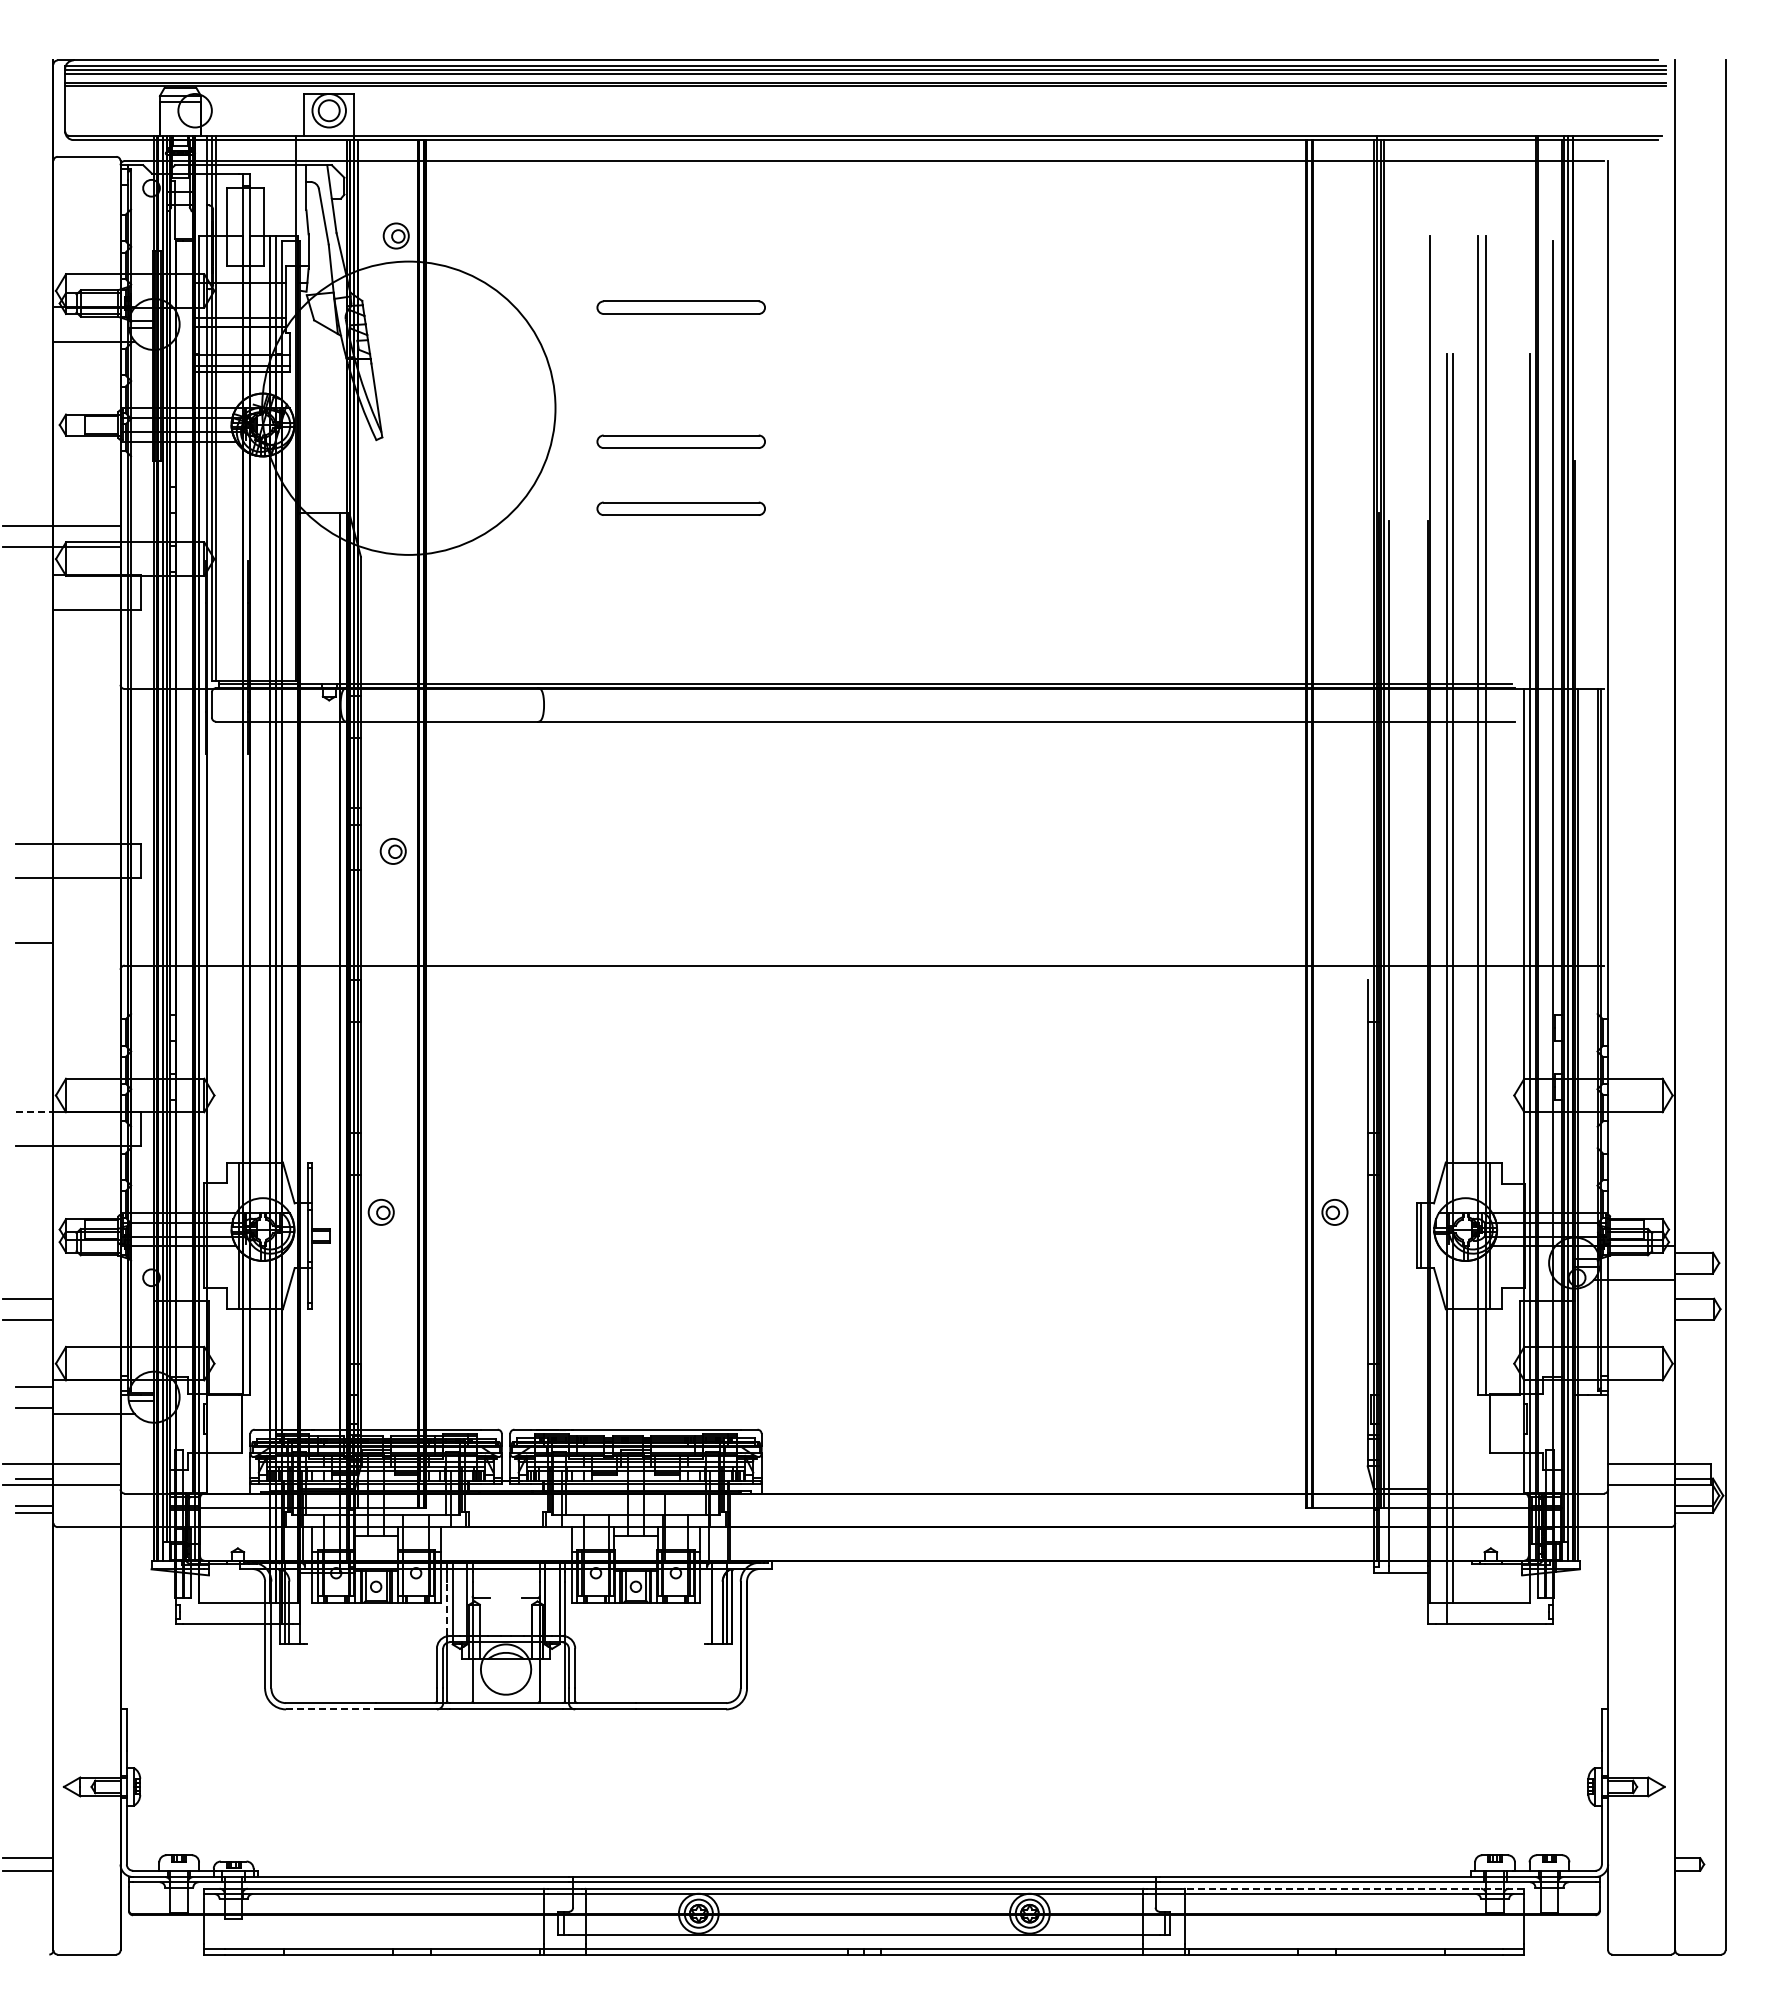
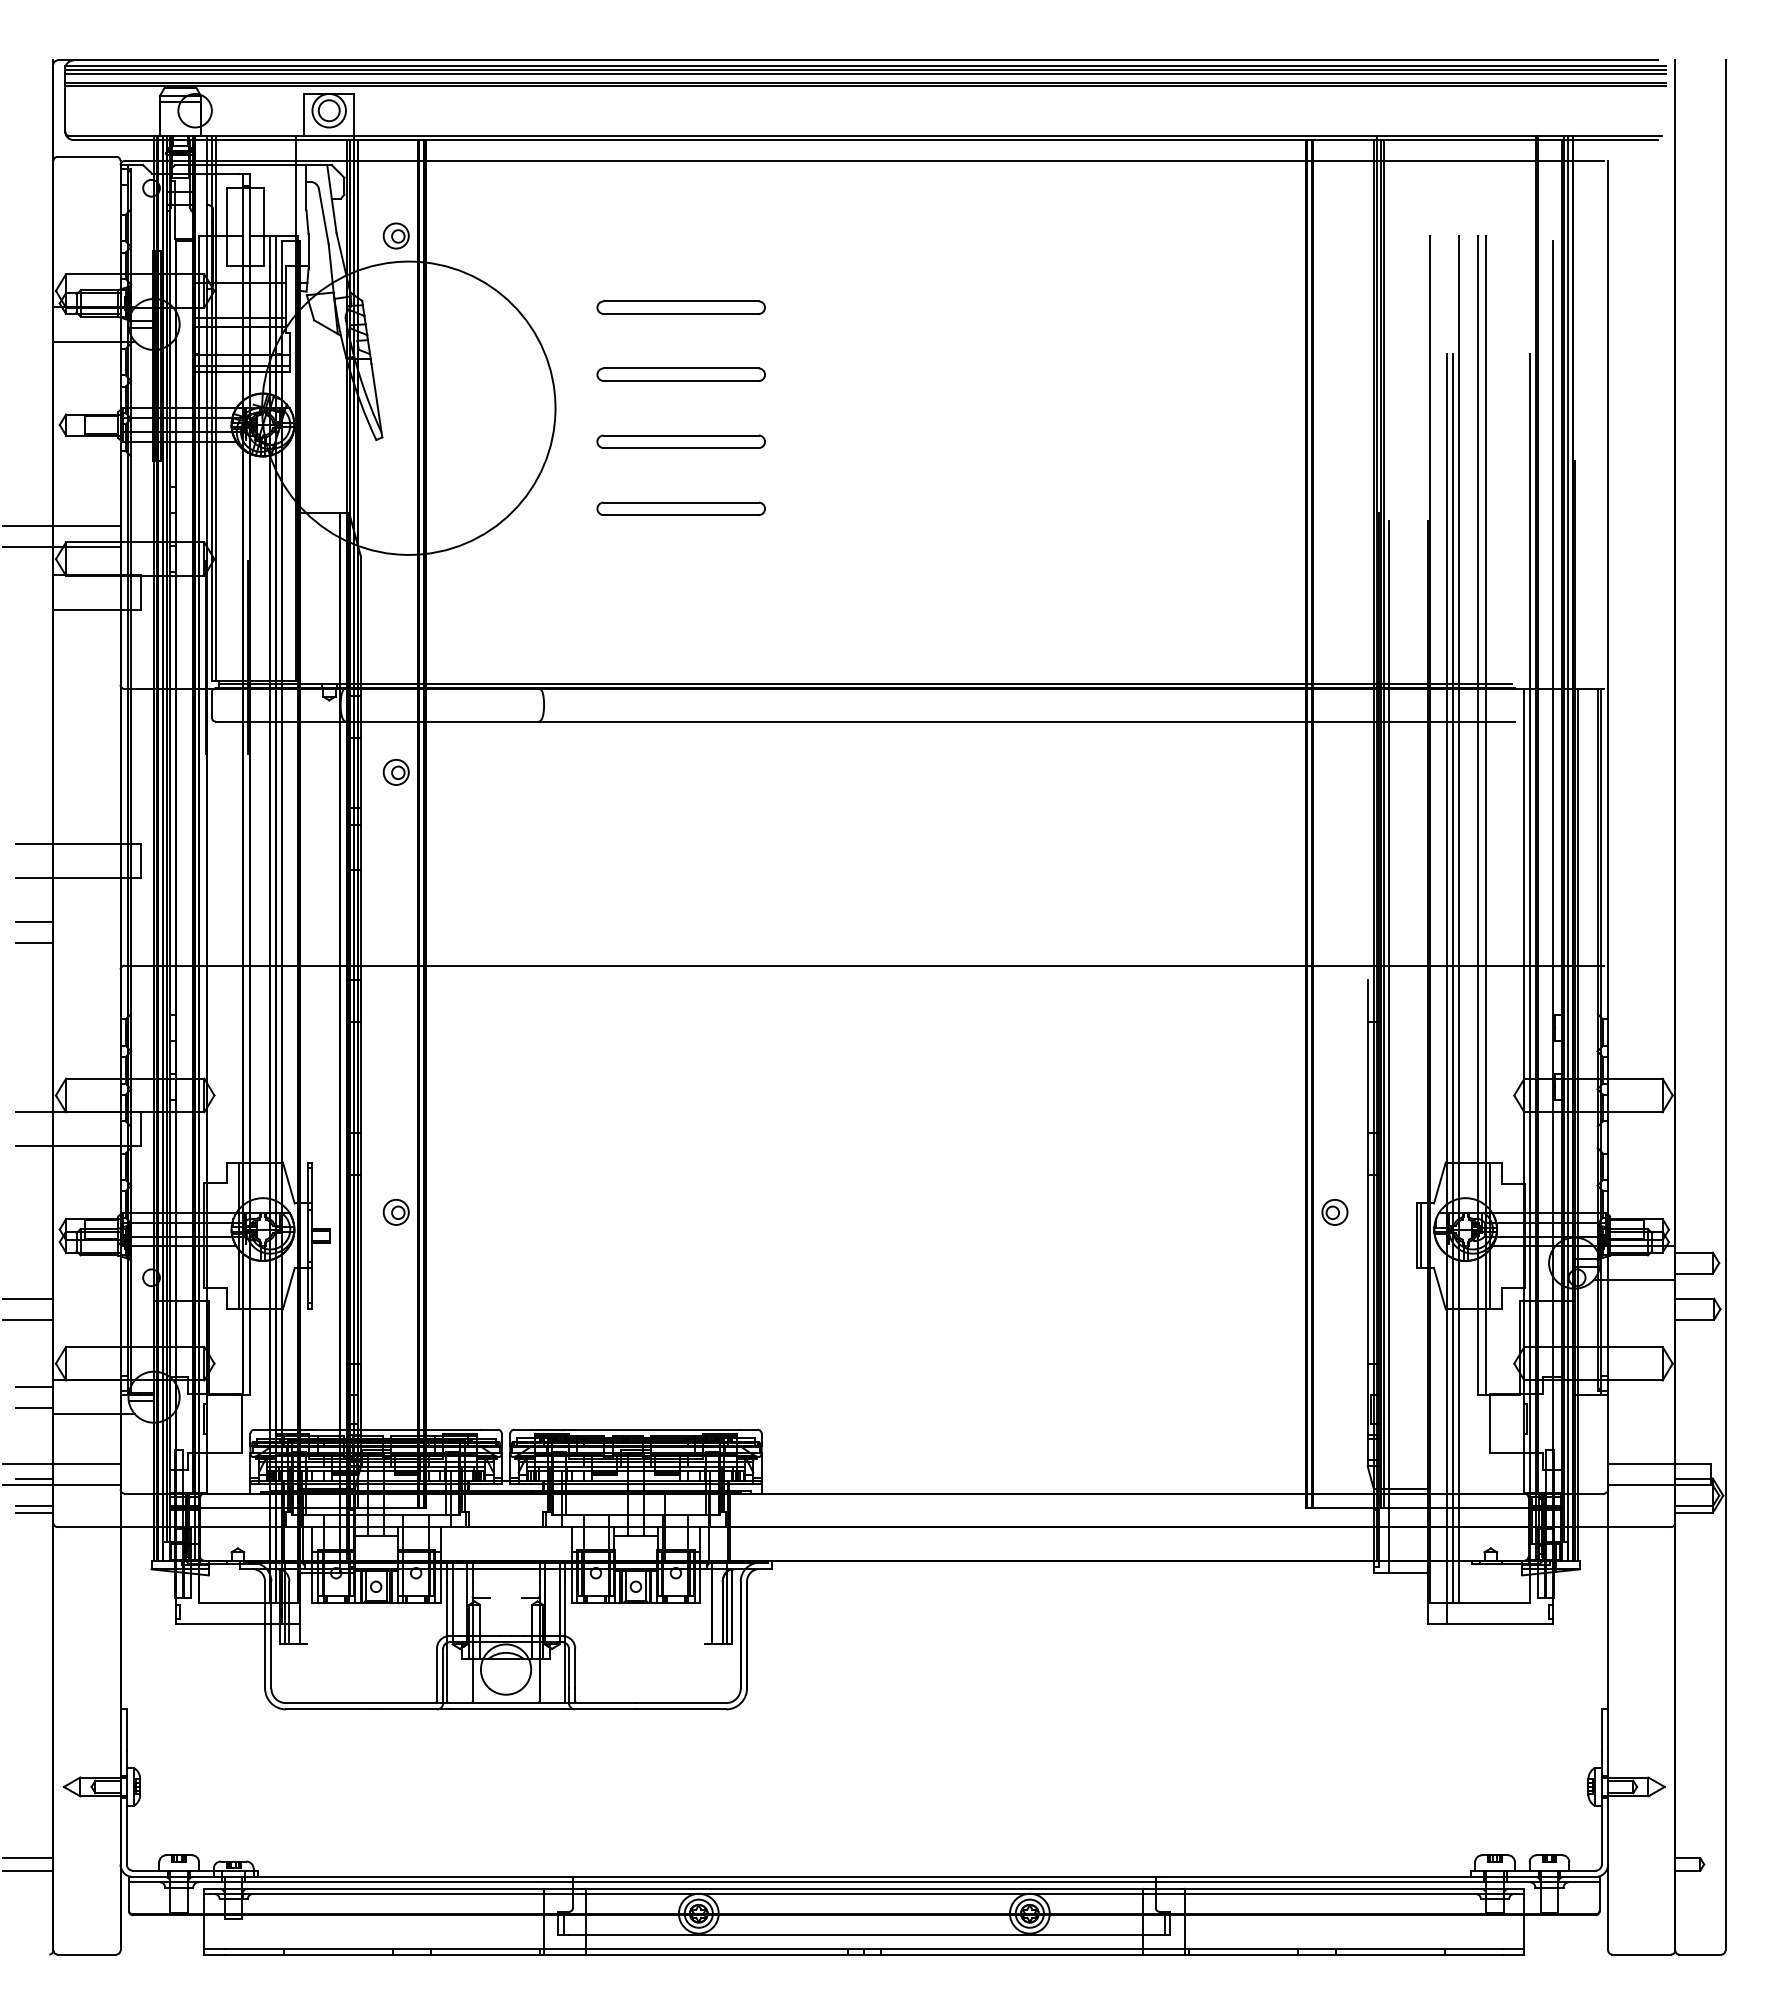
part: none -> present (680, 374)
part position: (392, 851) -> (395, 772) (395, 772)
line: none -> present (1458, 919)
line: none -> present (34, 921)
line: dashed -> solid (34, 1111)
part position: (380, 1212) -> (395, 1212) (395, 1212)
line: dashed -> solid (447, 1607)
line: dashed -> solid (331, 1709)
line: dashed -> solid (1353, 1888)
